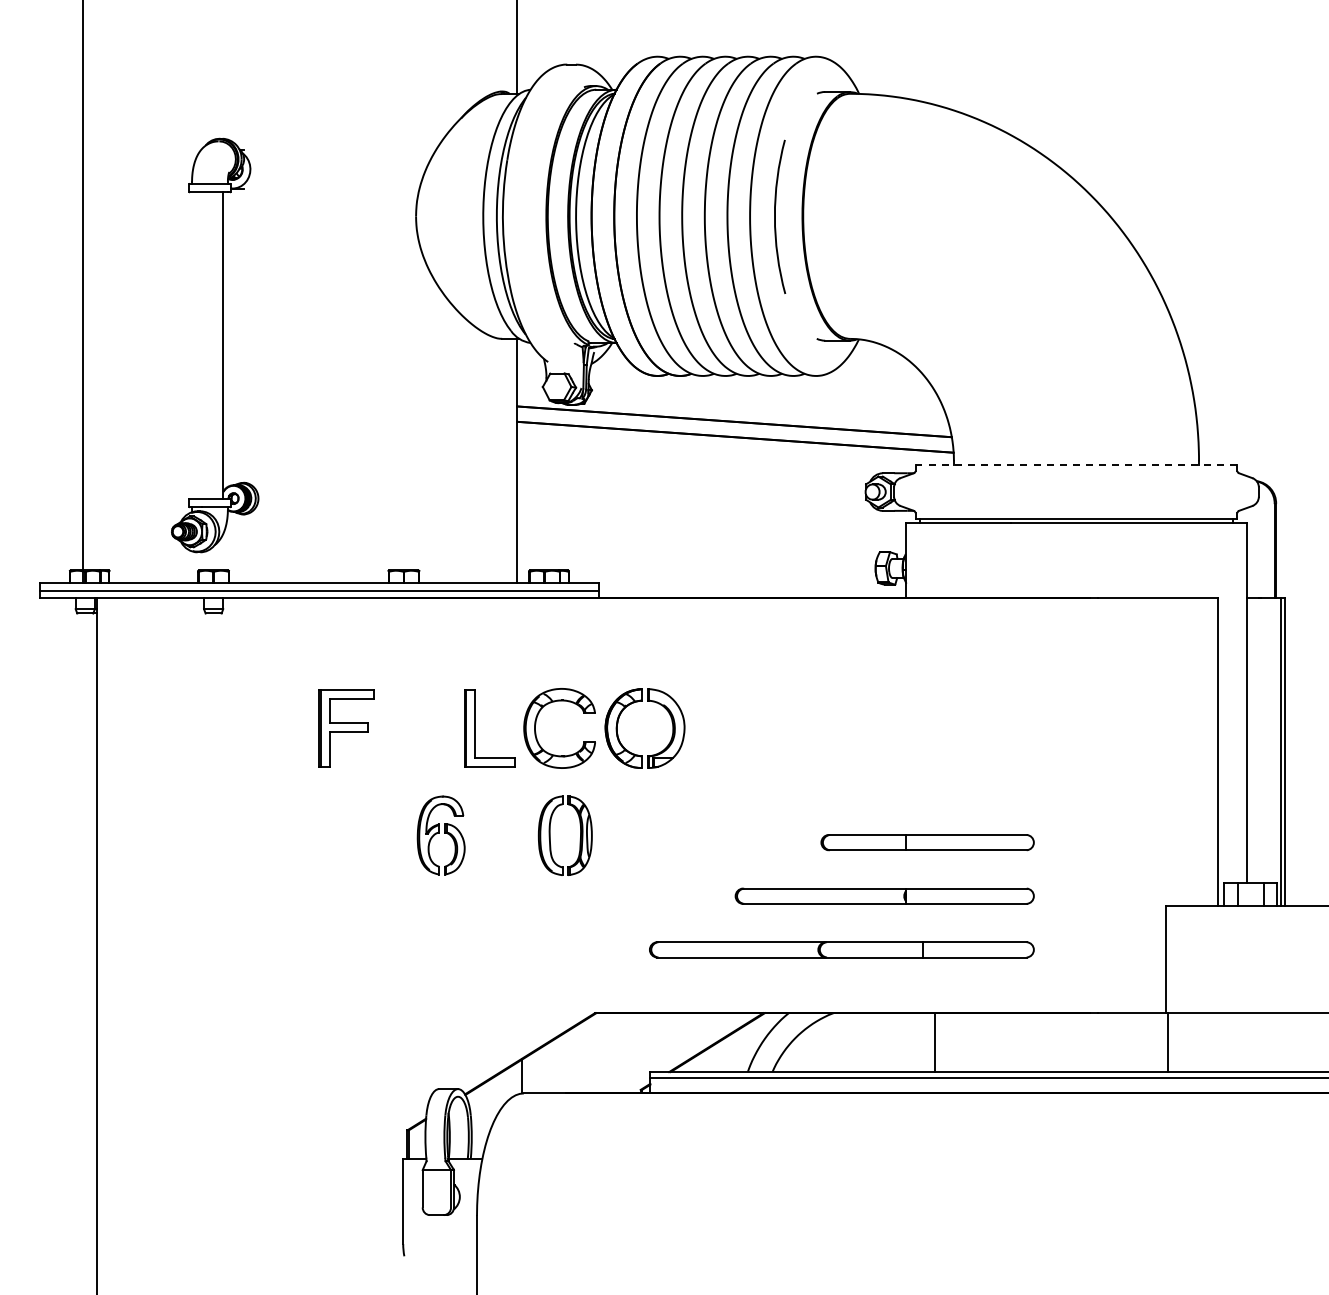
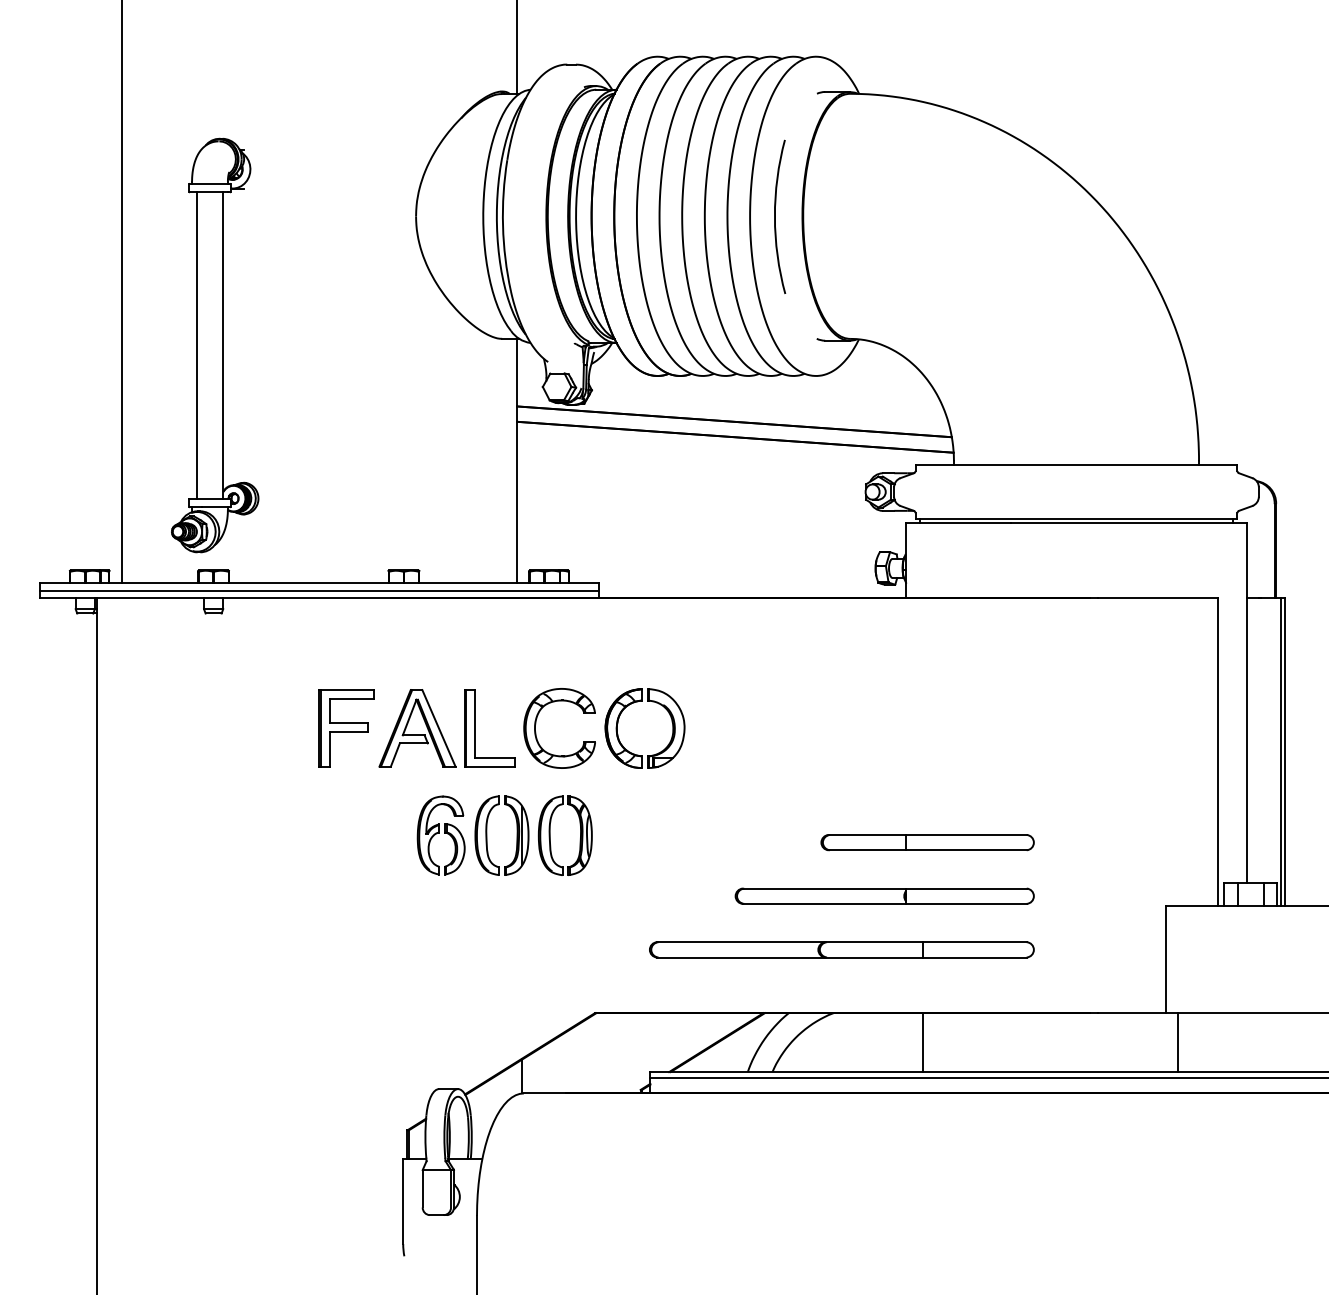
line position: (82, 292) -> (121, 292) (121, 292)
line: none -> present (196, 345)
line: dashed -> solid (1076, 465)
part: none -> present (417, 728)
part: none -> present (487, 835)
line position: (935, 1042) -> (923, 1042) (923, 1042)
line position: (1167, 1042) -> (1177, 1042) (1177, 1042)
